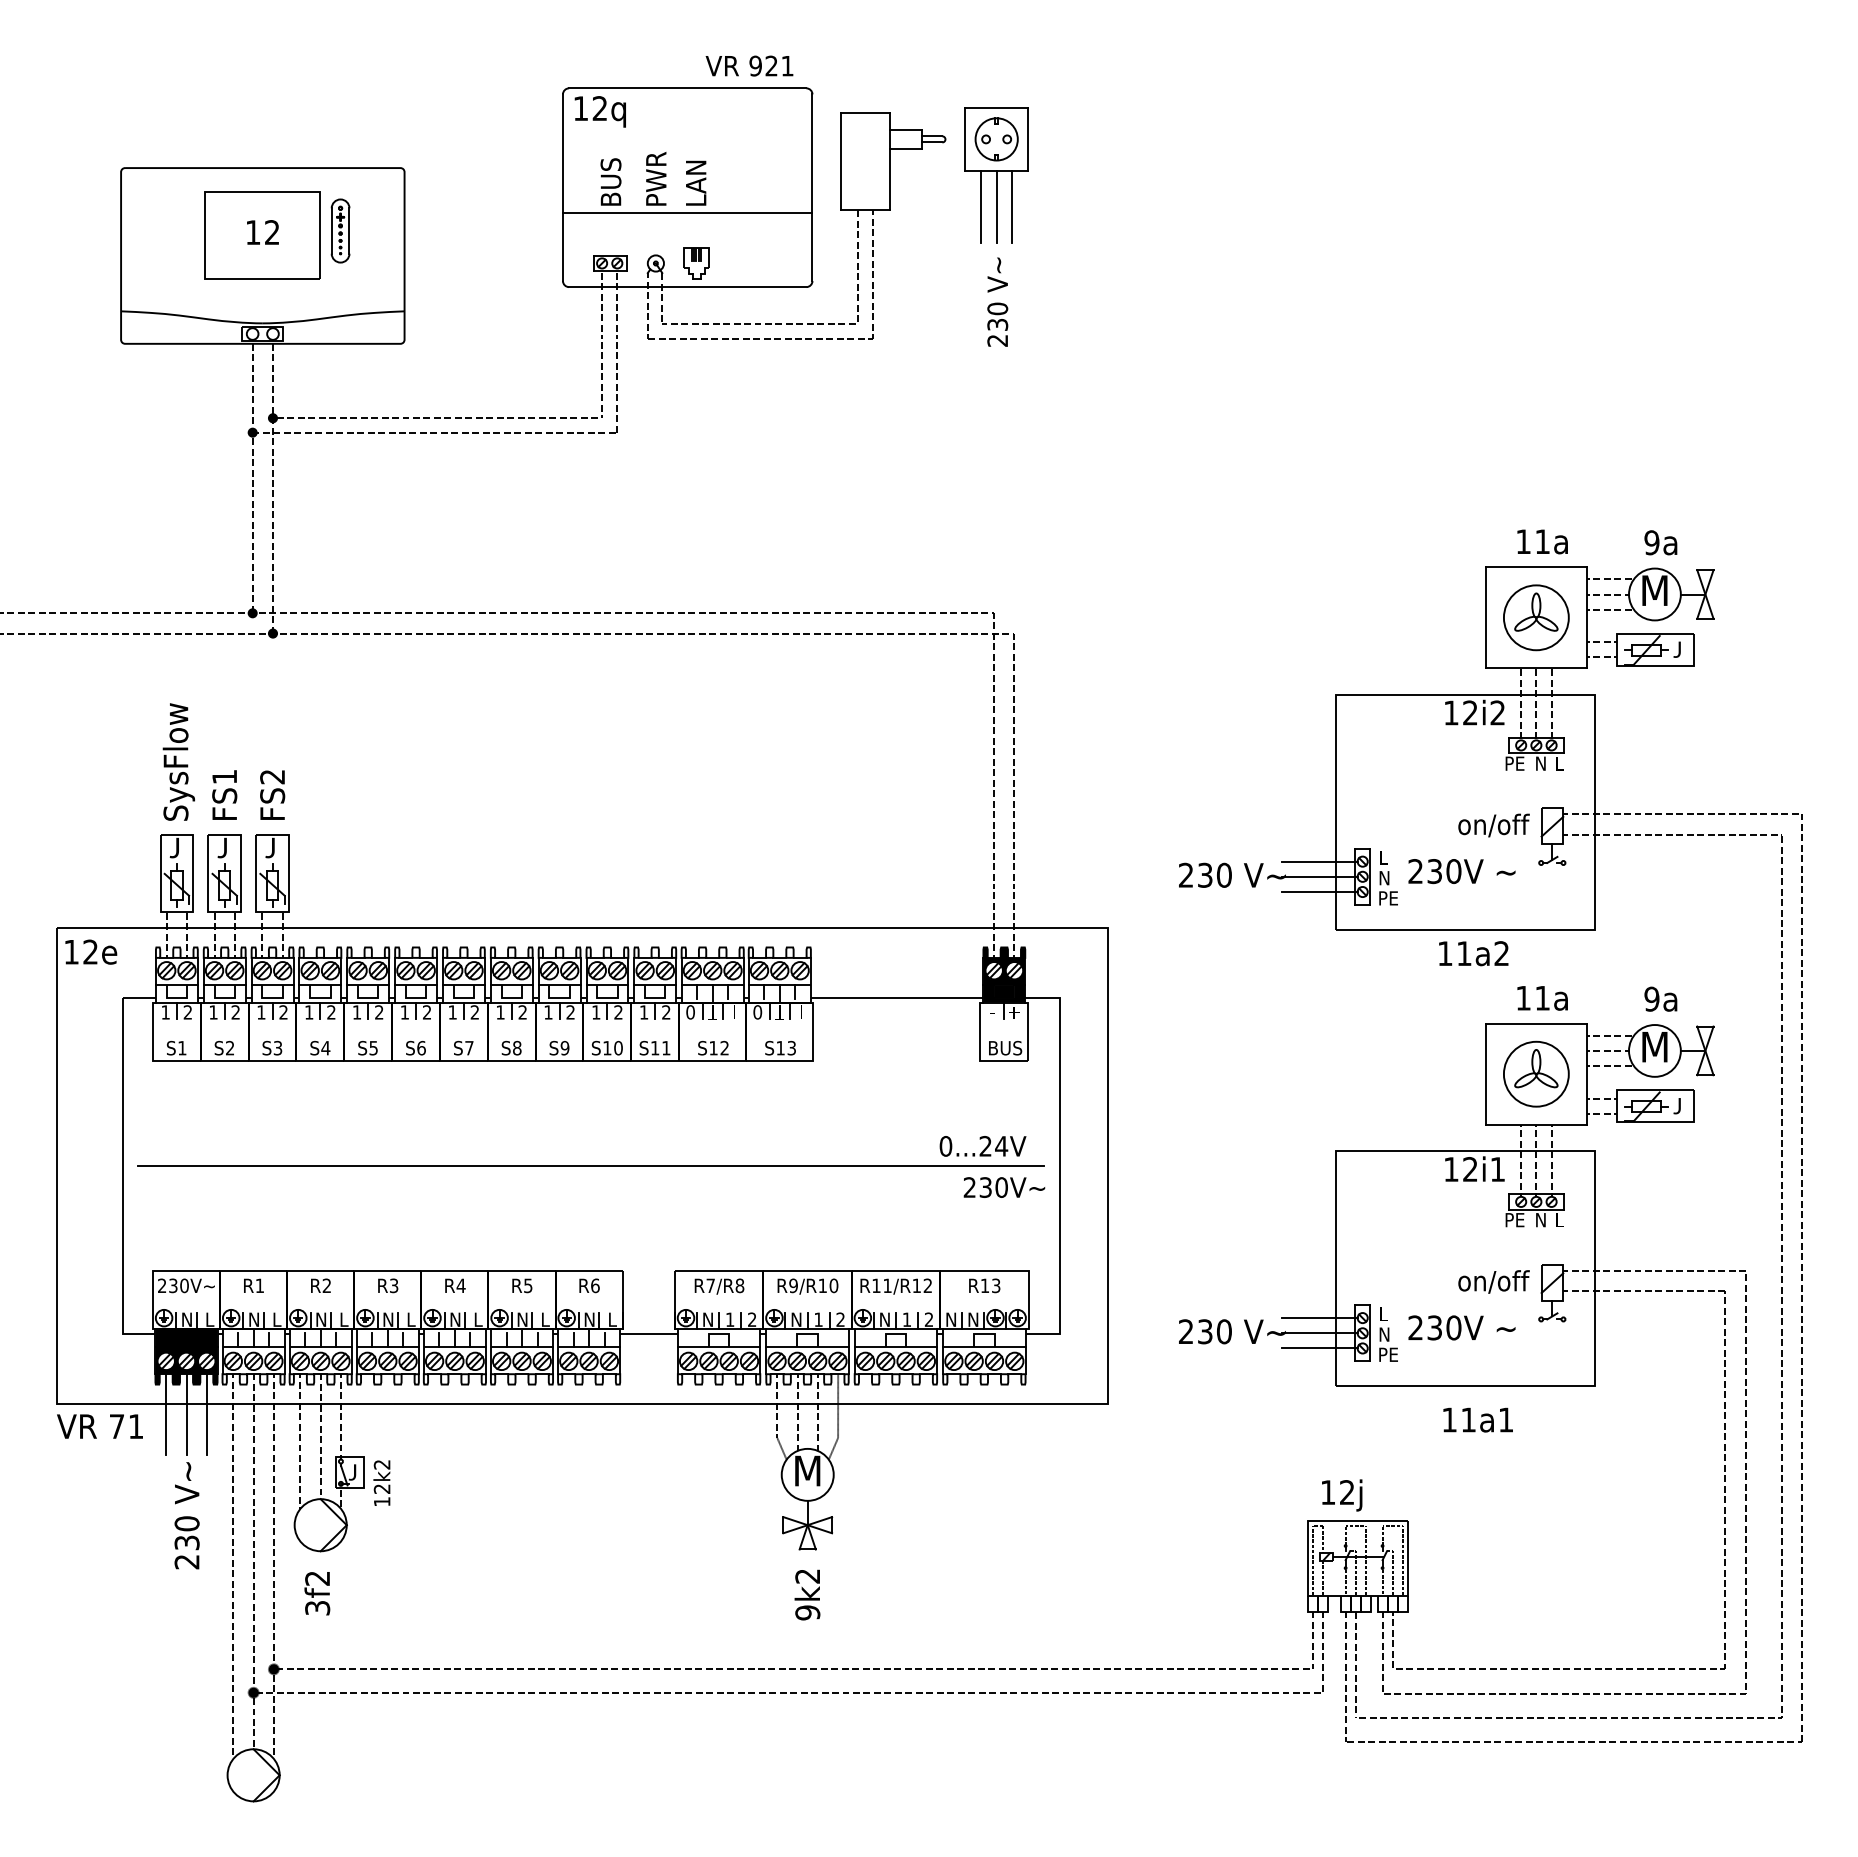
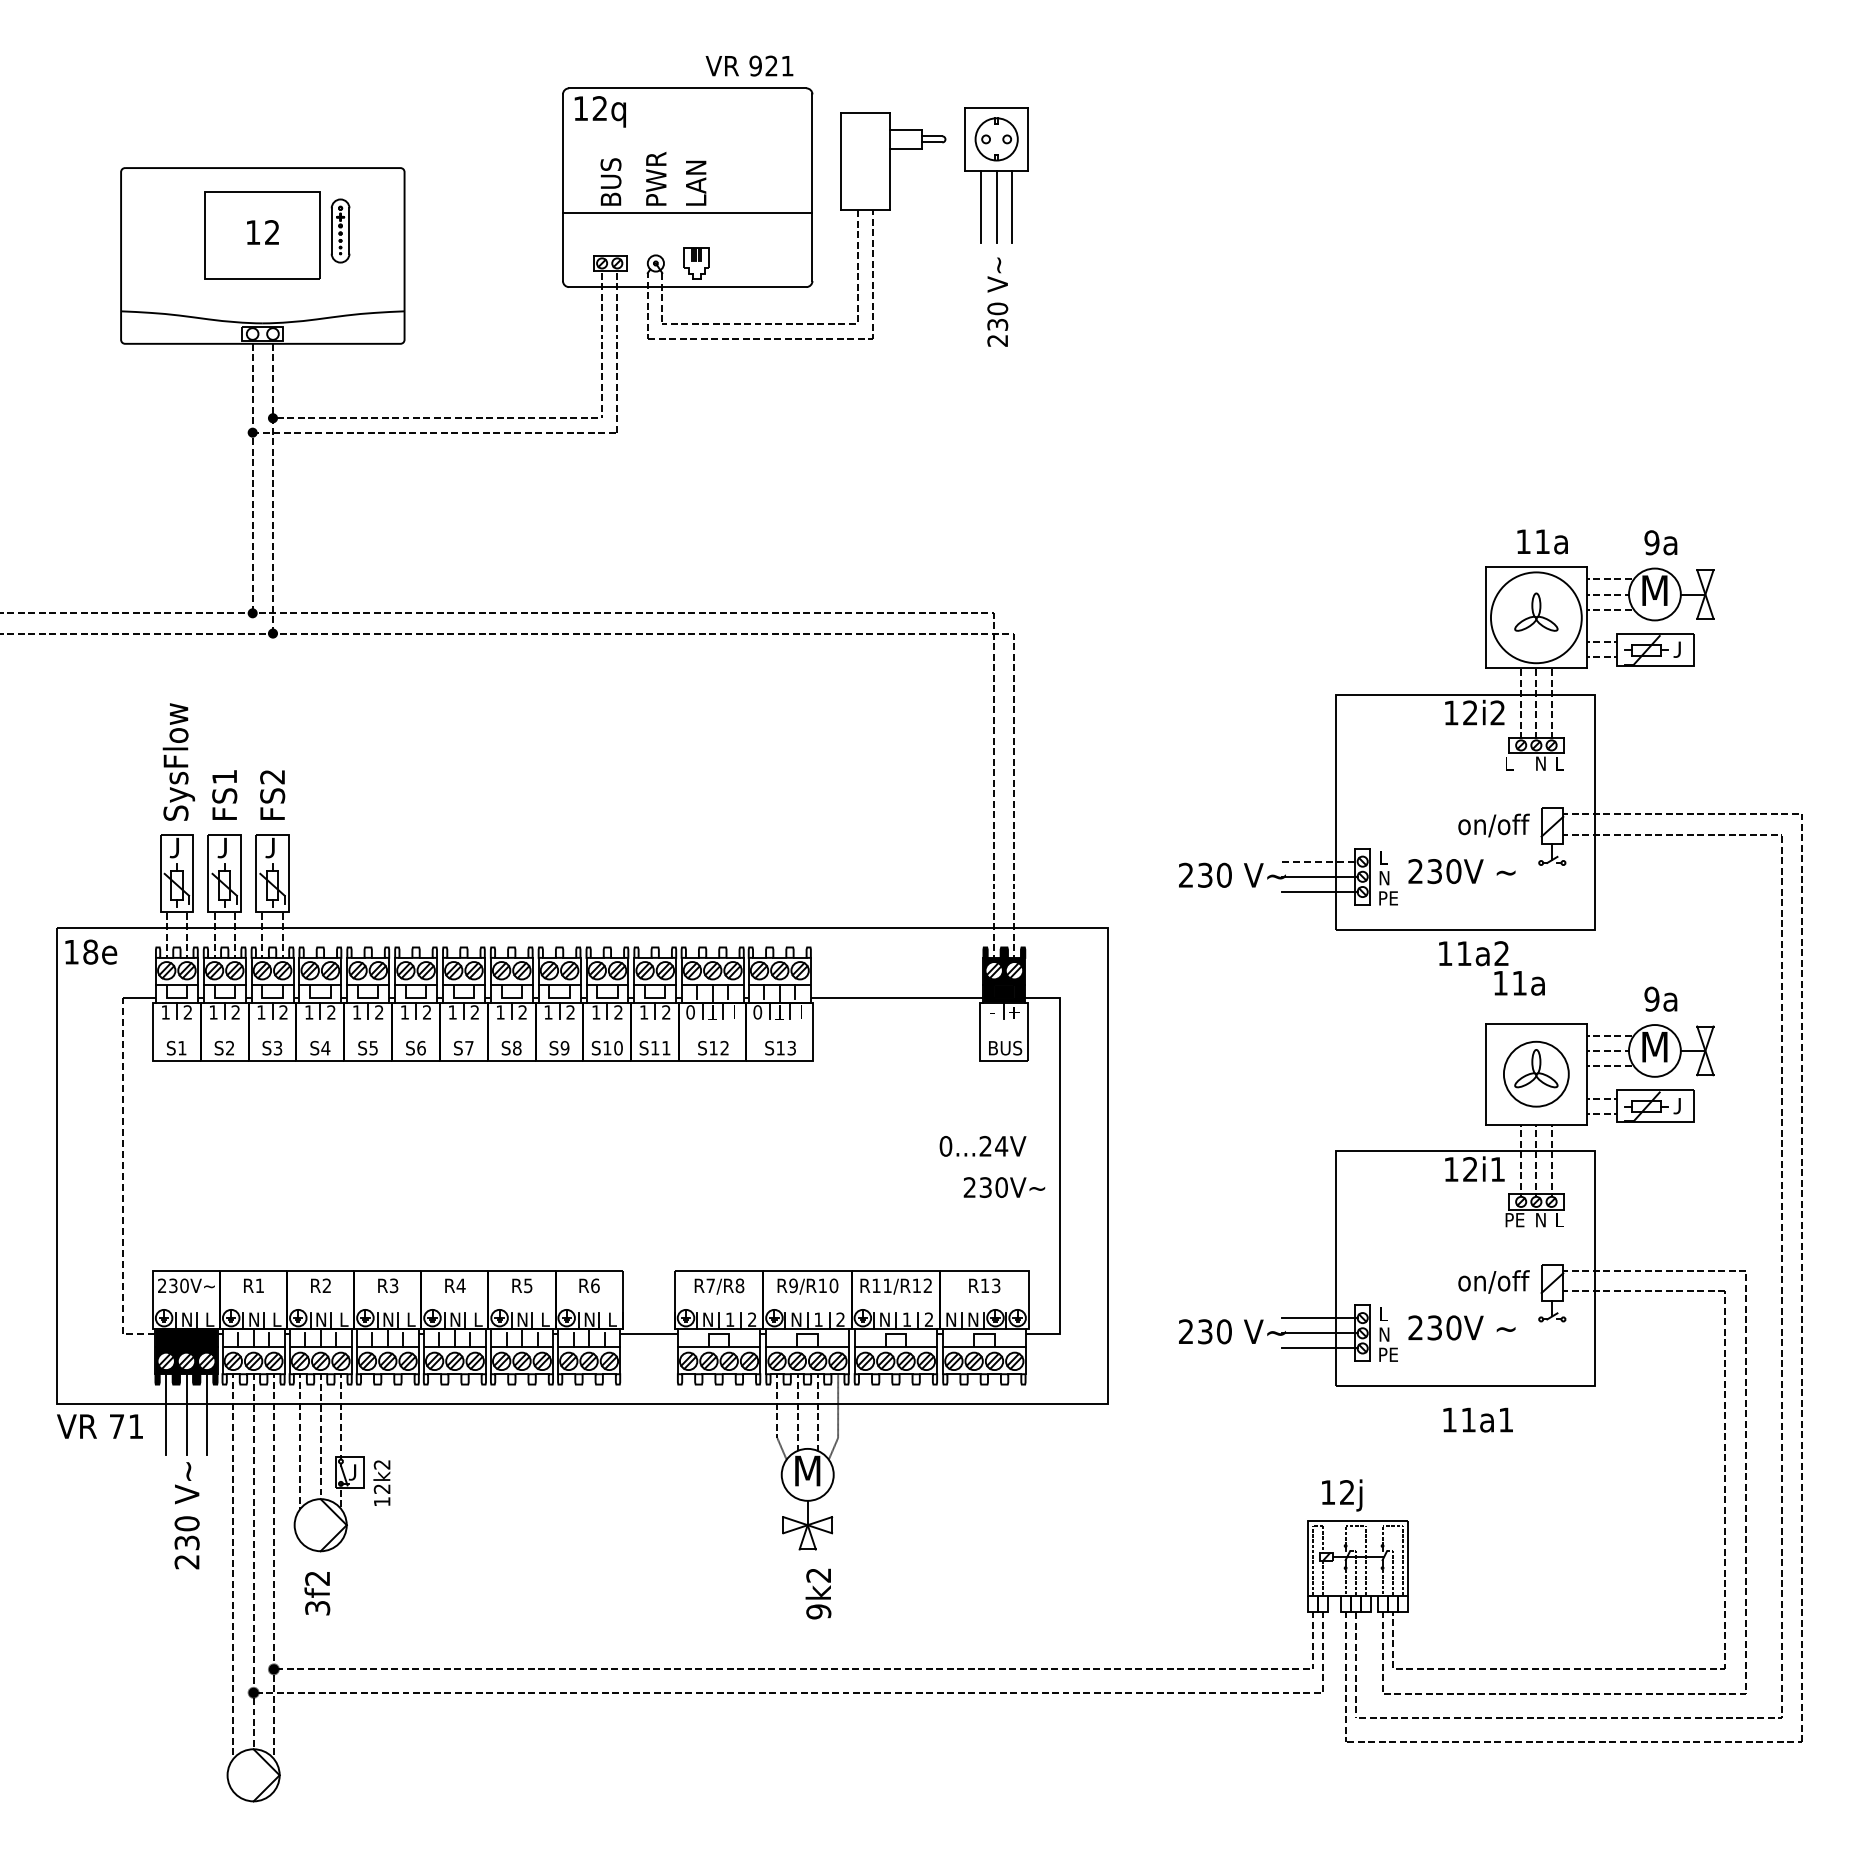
circle diameter: 65 px -> 91 px (1535, 617)
text: PE -> L (1514, 763)
line: solid -> dashed (1319, 861)
text: 12e -> 18e (90, 951)
text position: (1542, 998) -> (1519, 983) (1519, 983)
line: present -> none (590, 1166)
line: solid -> dashed (123, 1182)
text position: (807, 1594) -> (818, 1593) (818, 1593)
